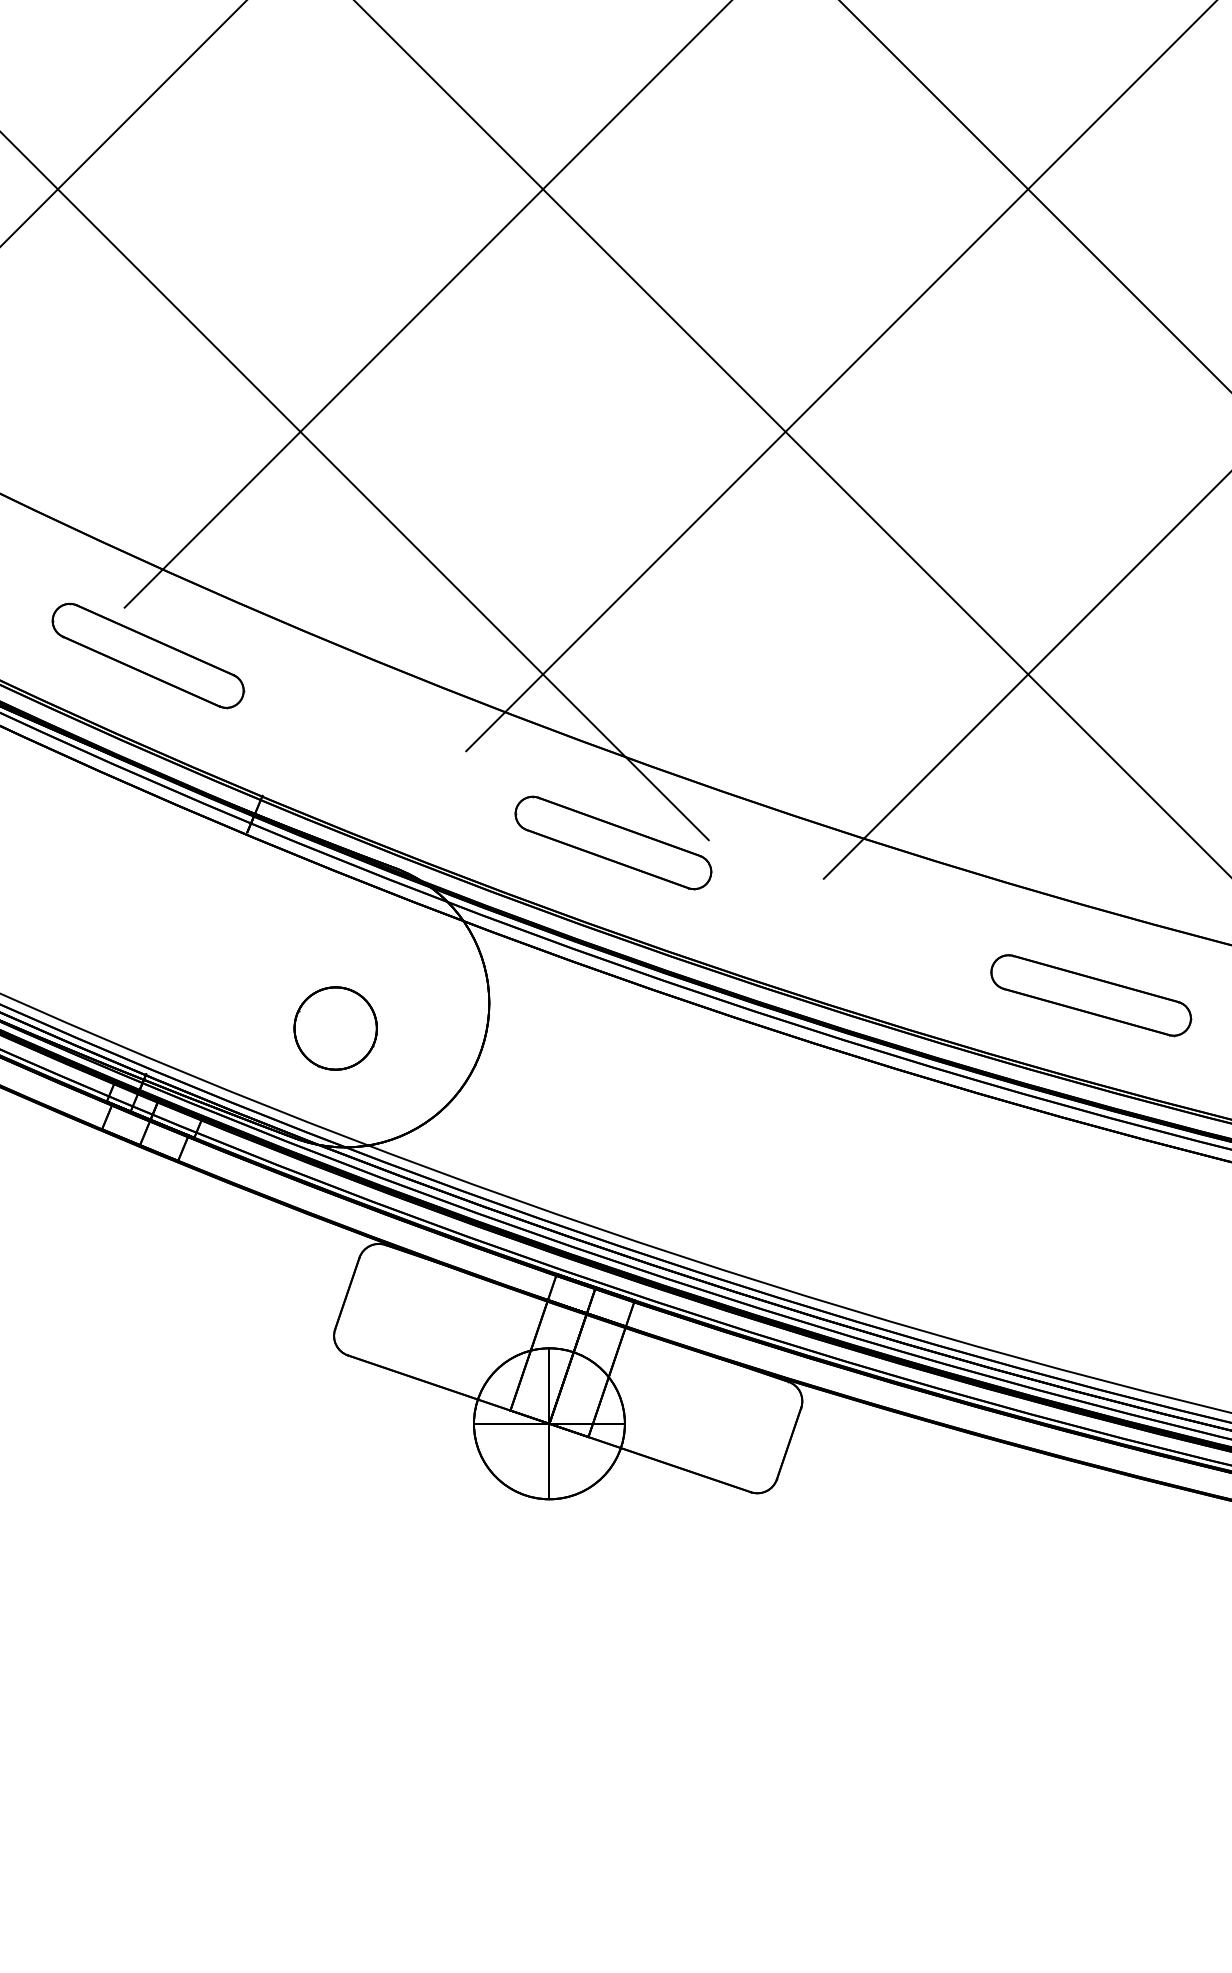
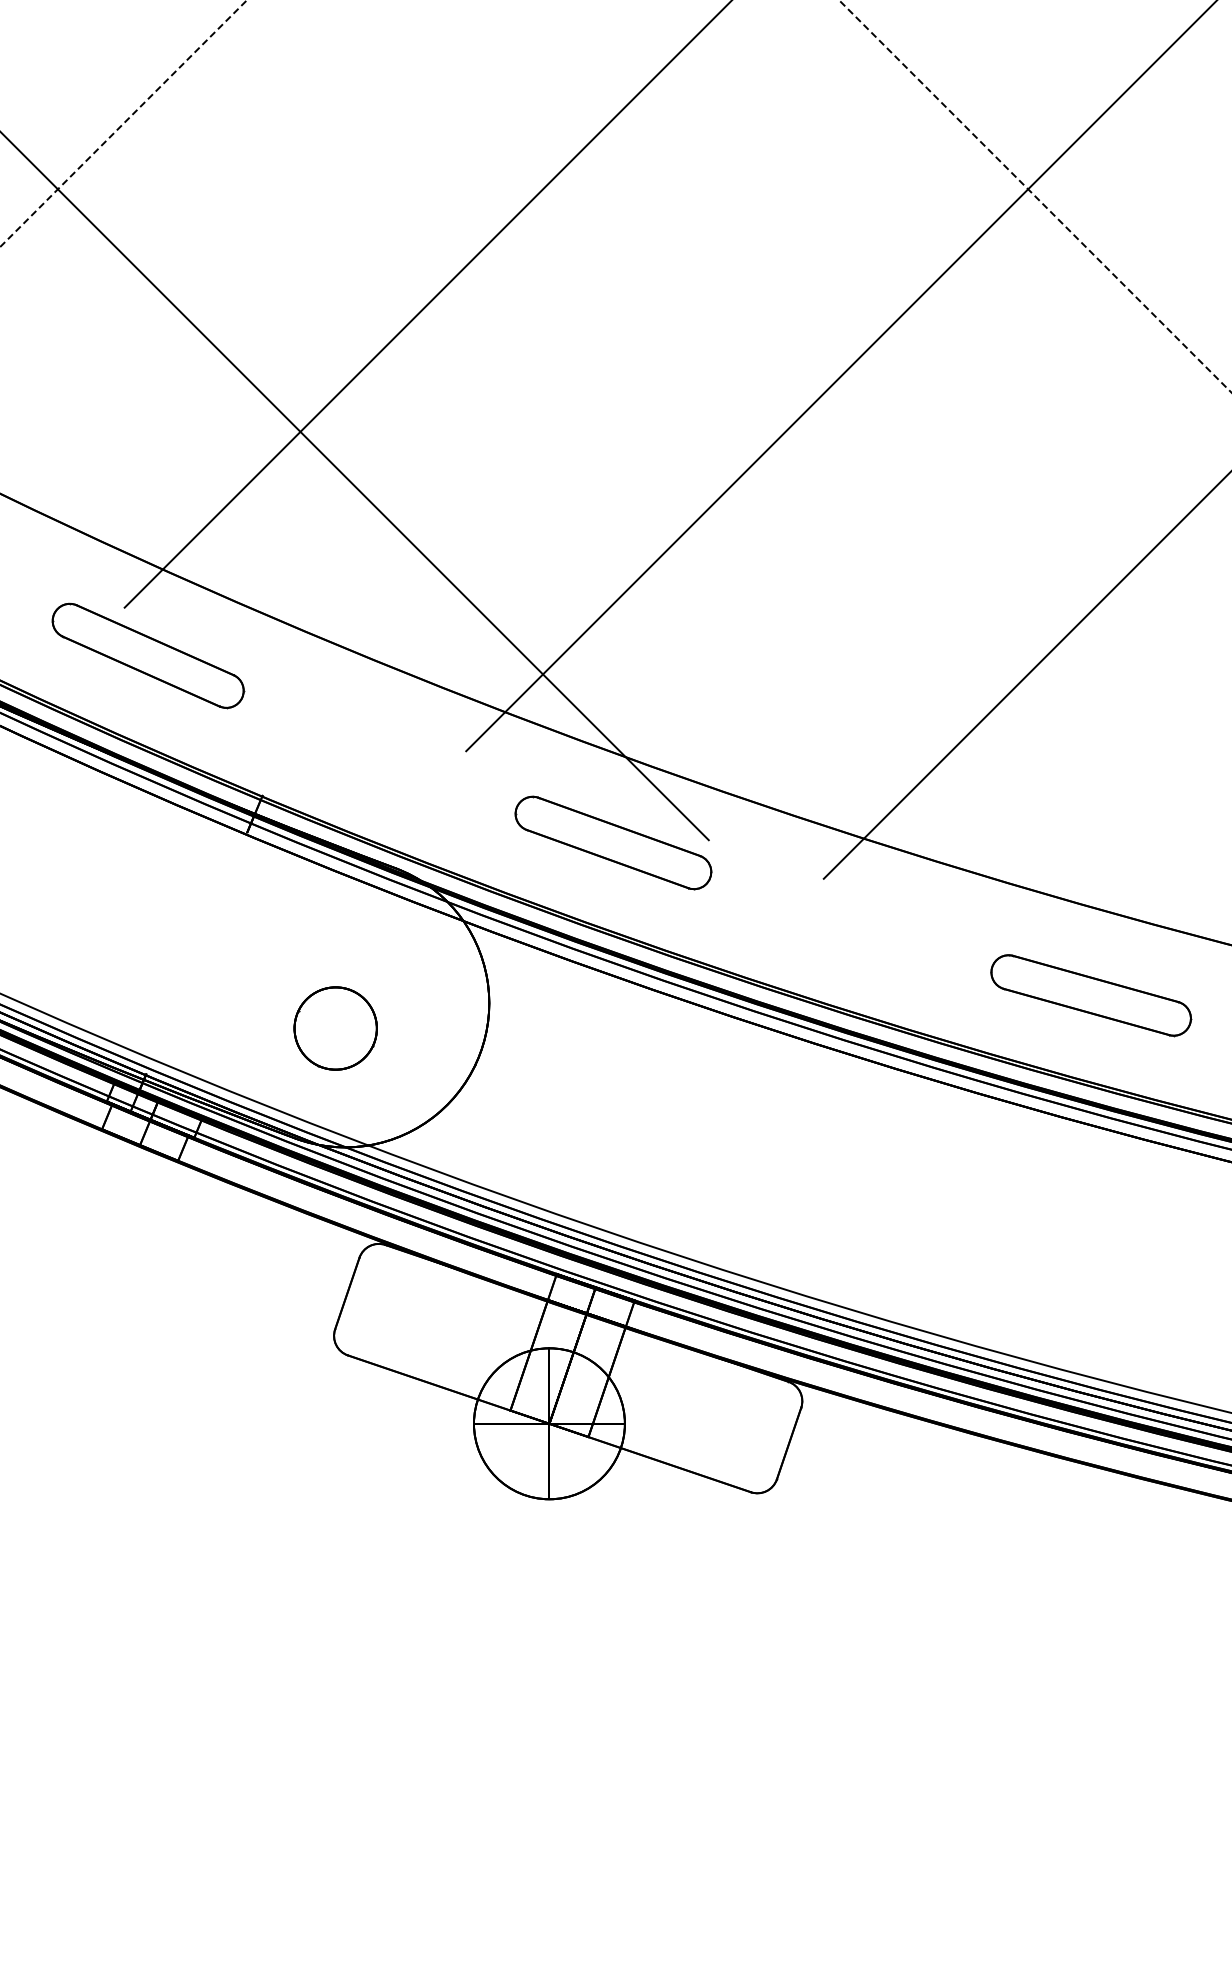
line: solid -> dashed (123, 123)
line: solid -> dashed (1035, 196)
line: present -> none (791, 438)
